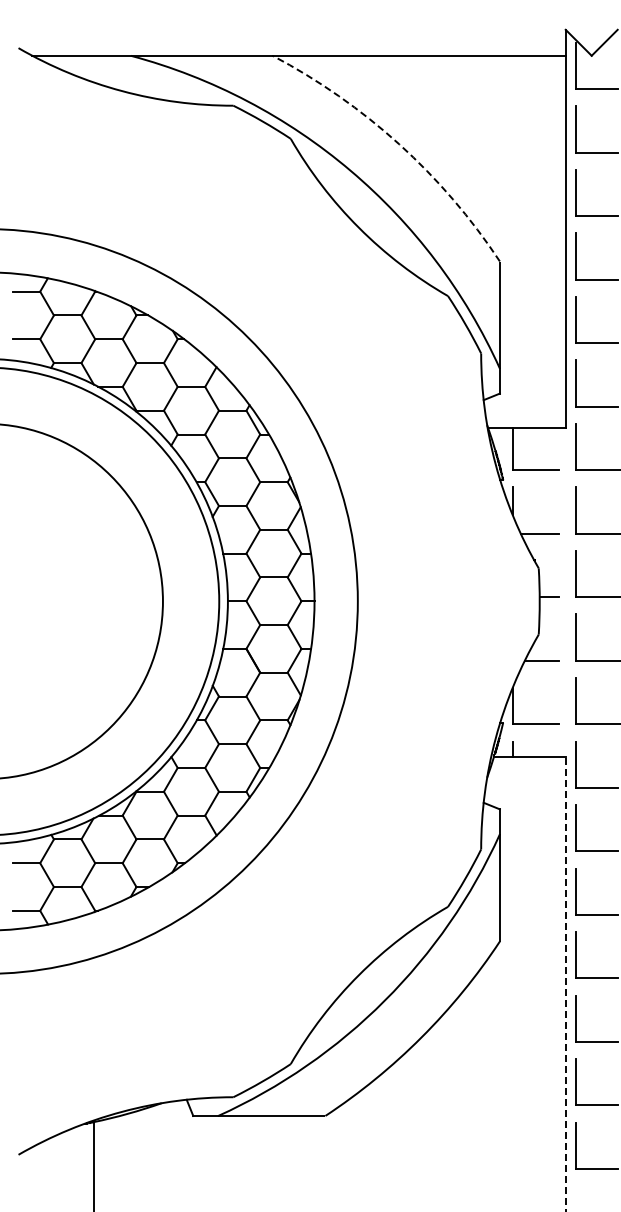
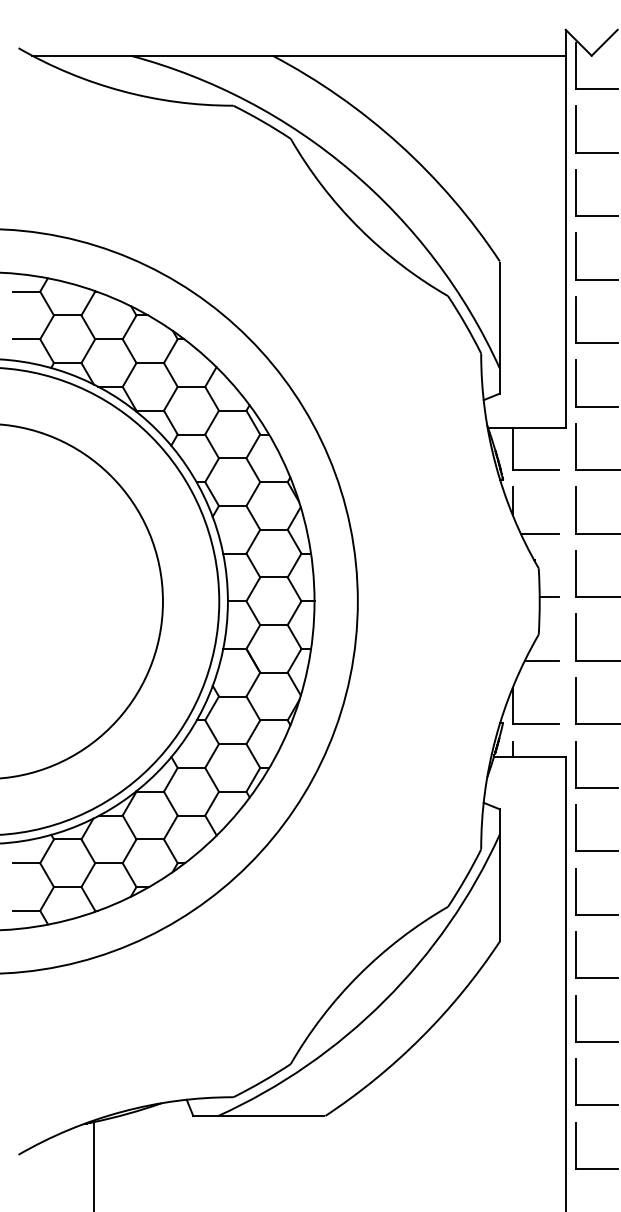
arc: dashed -> solid (399, 144)
line: dashed -> solid (565, 983)
